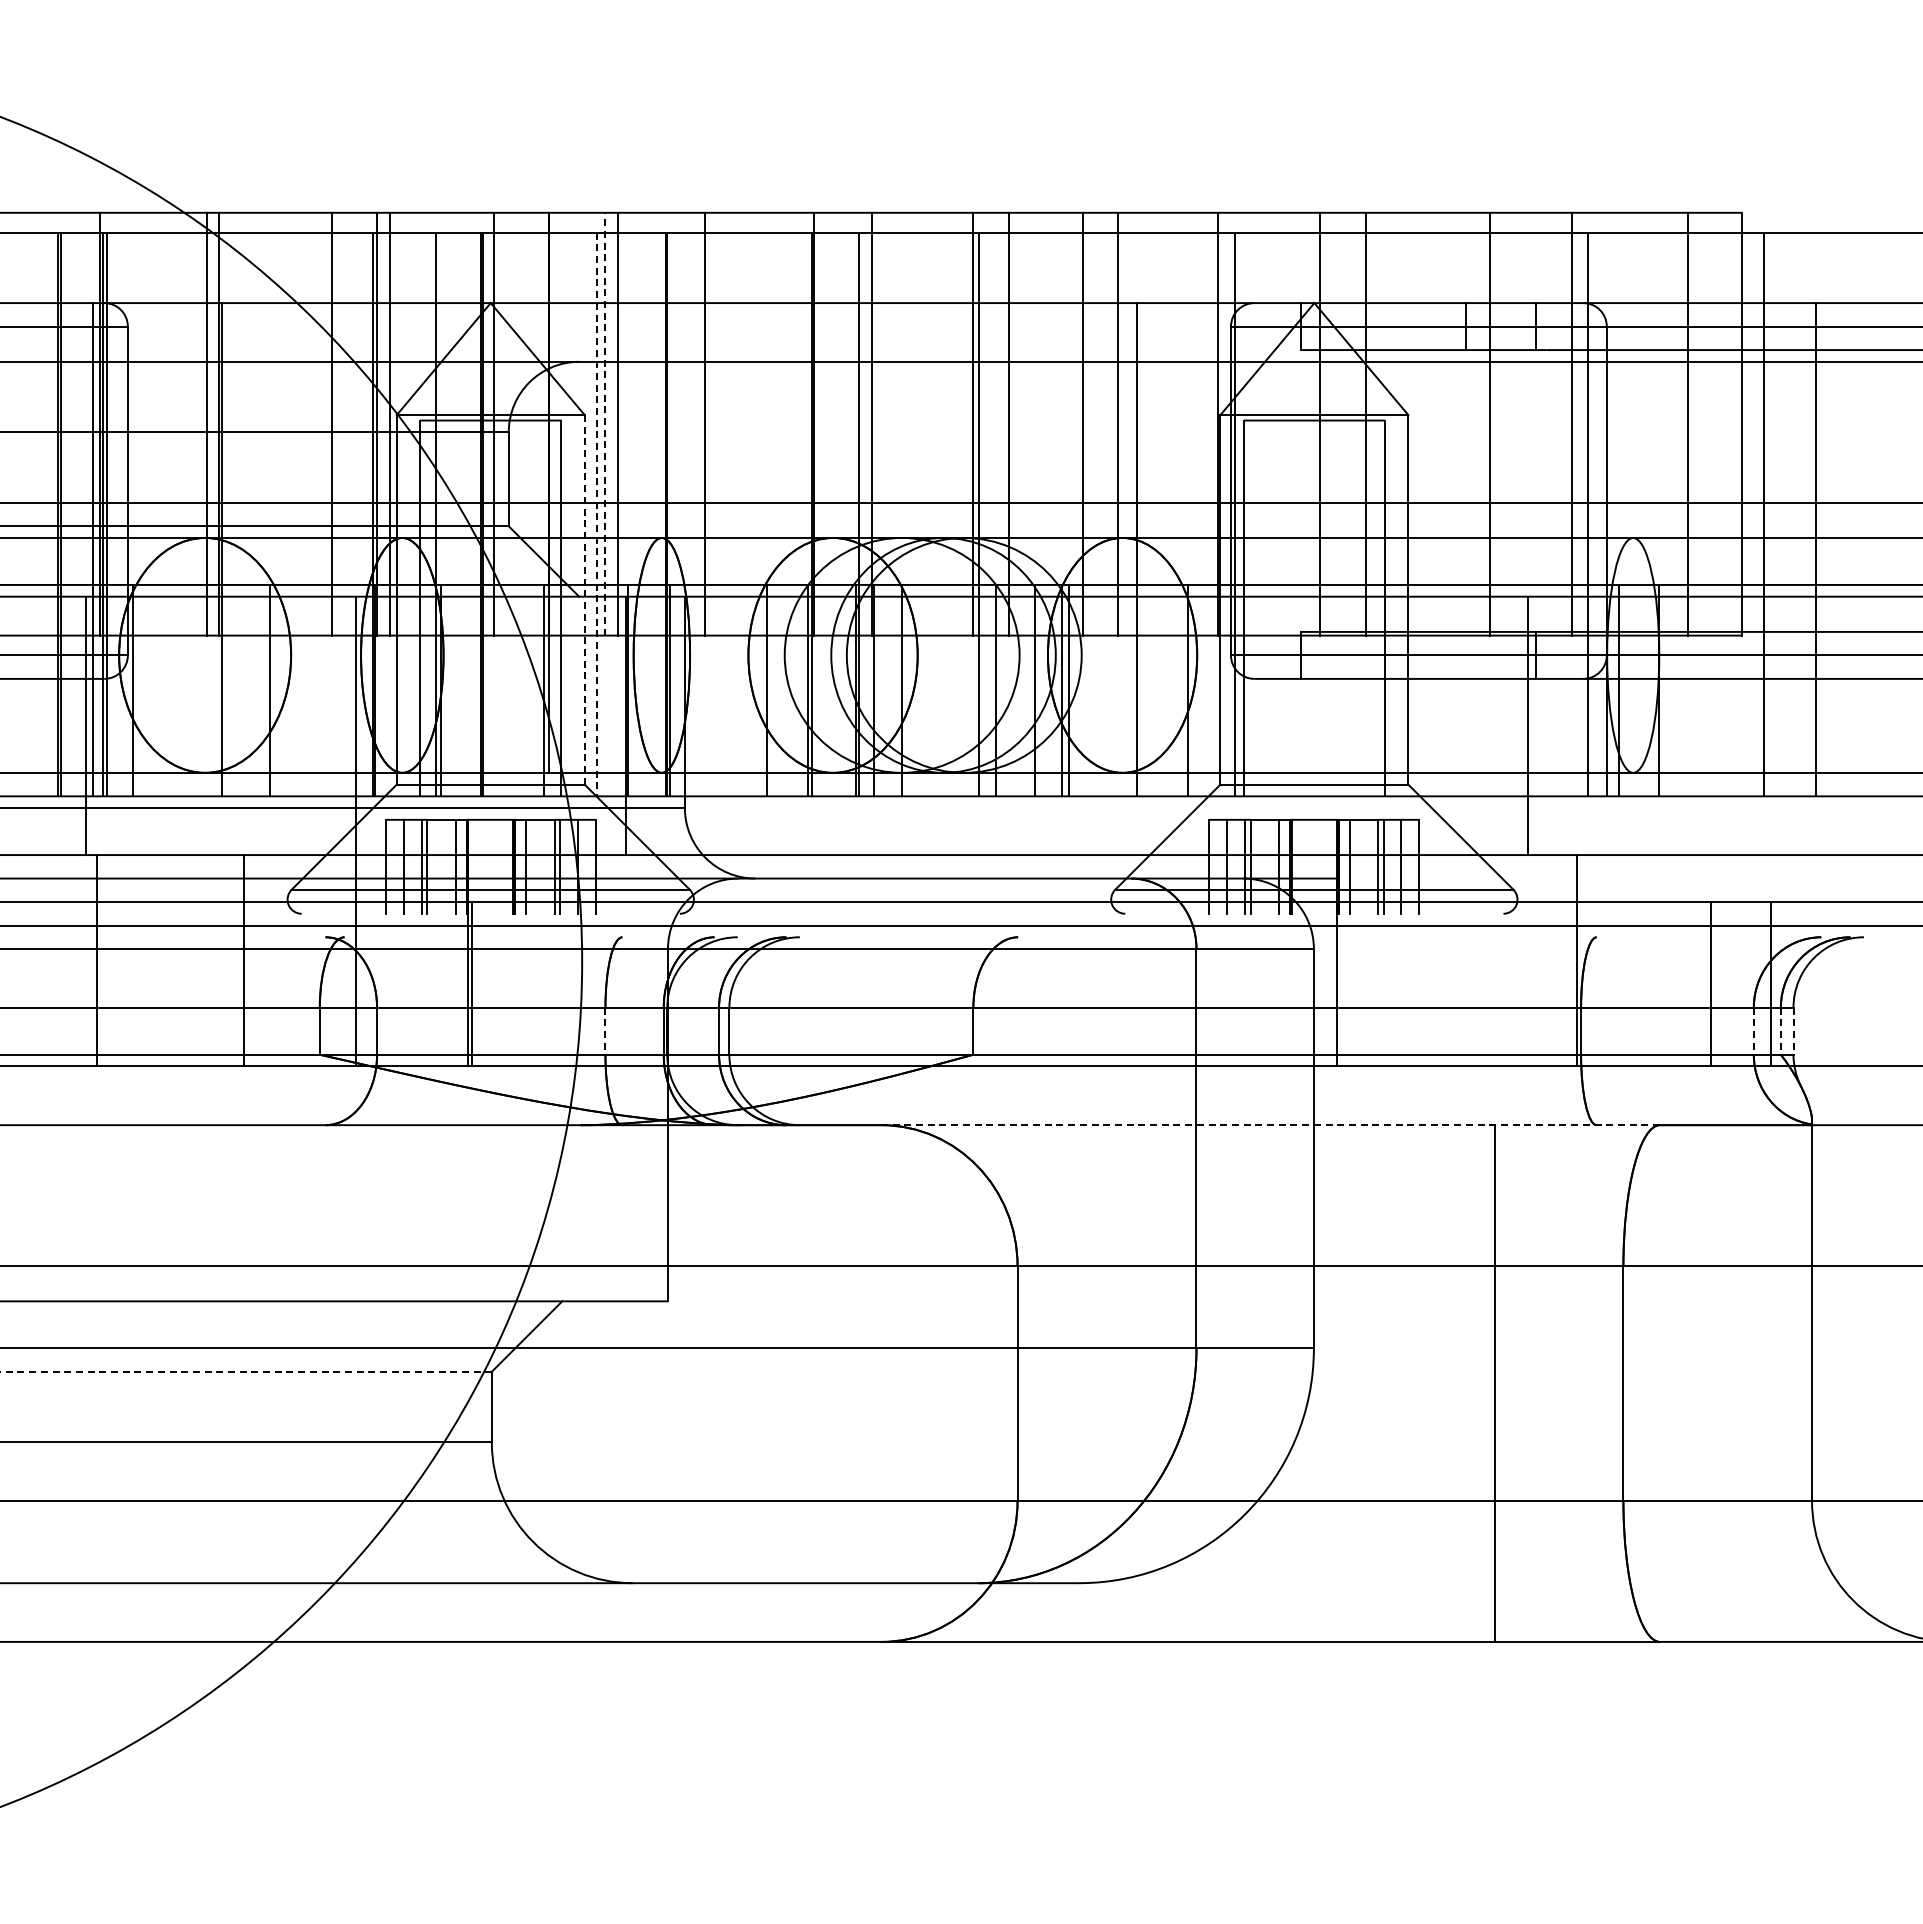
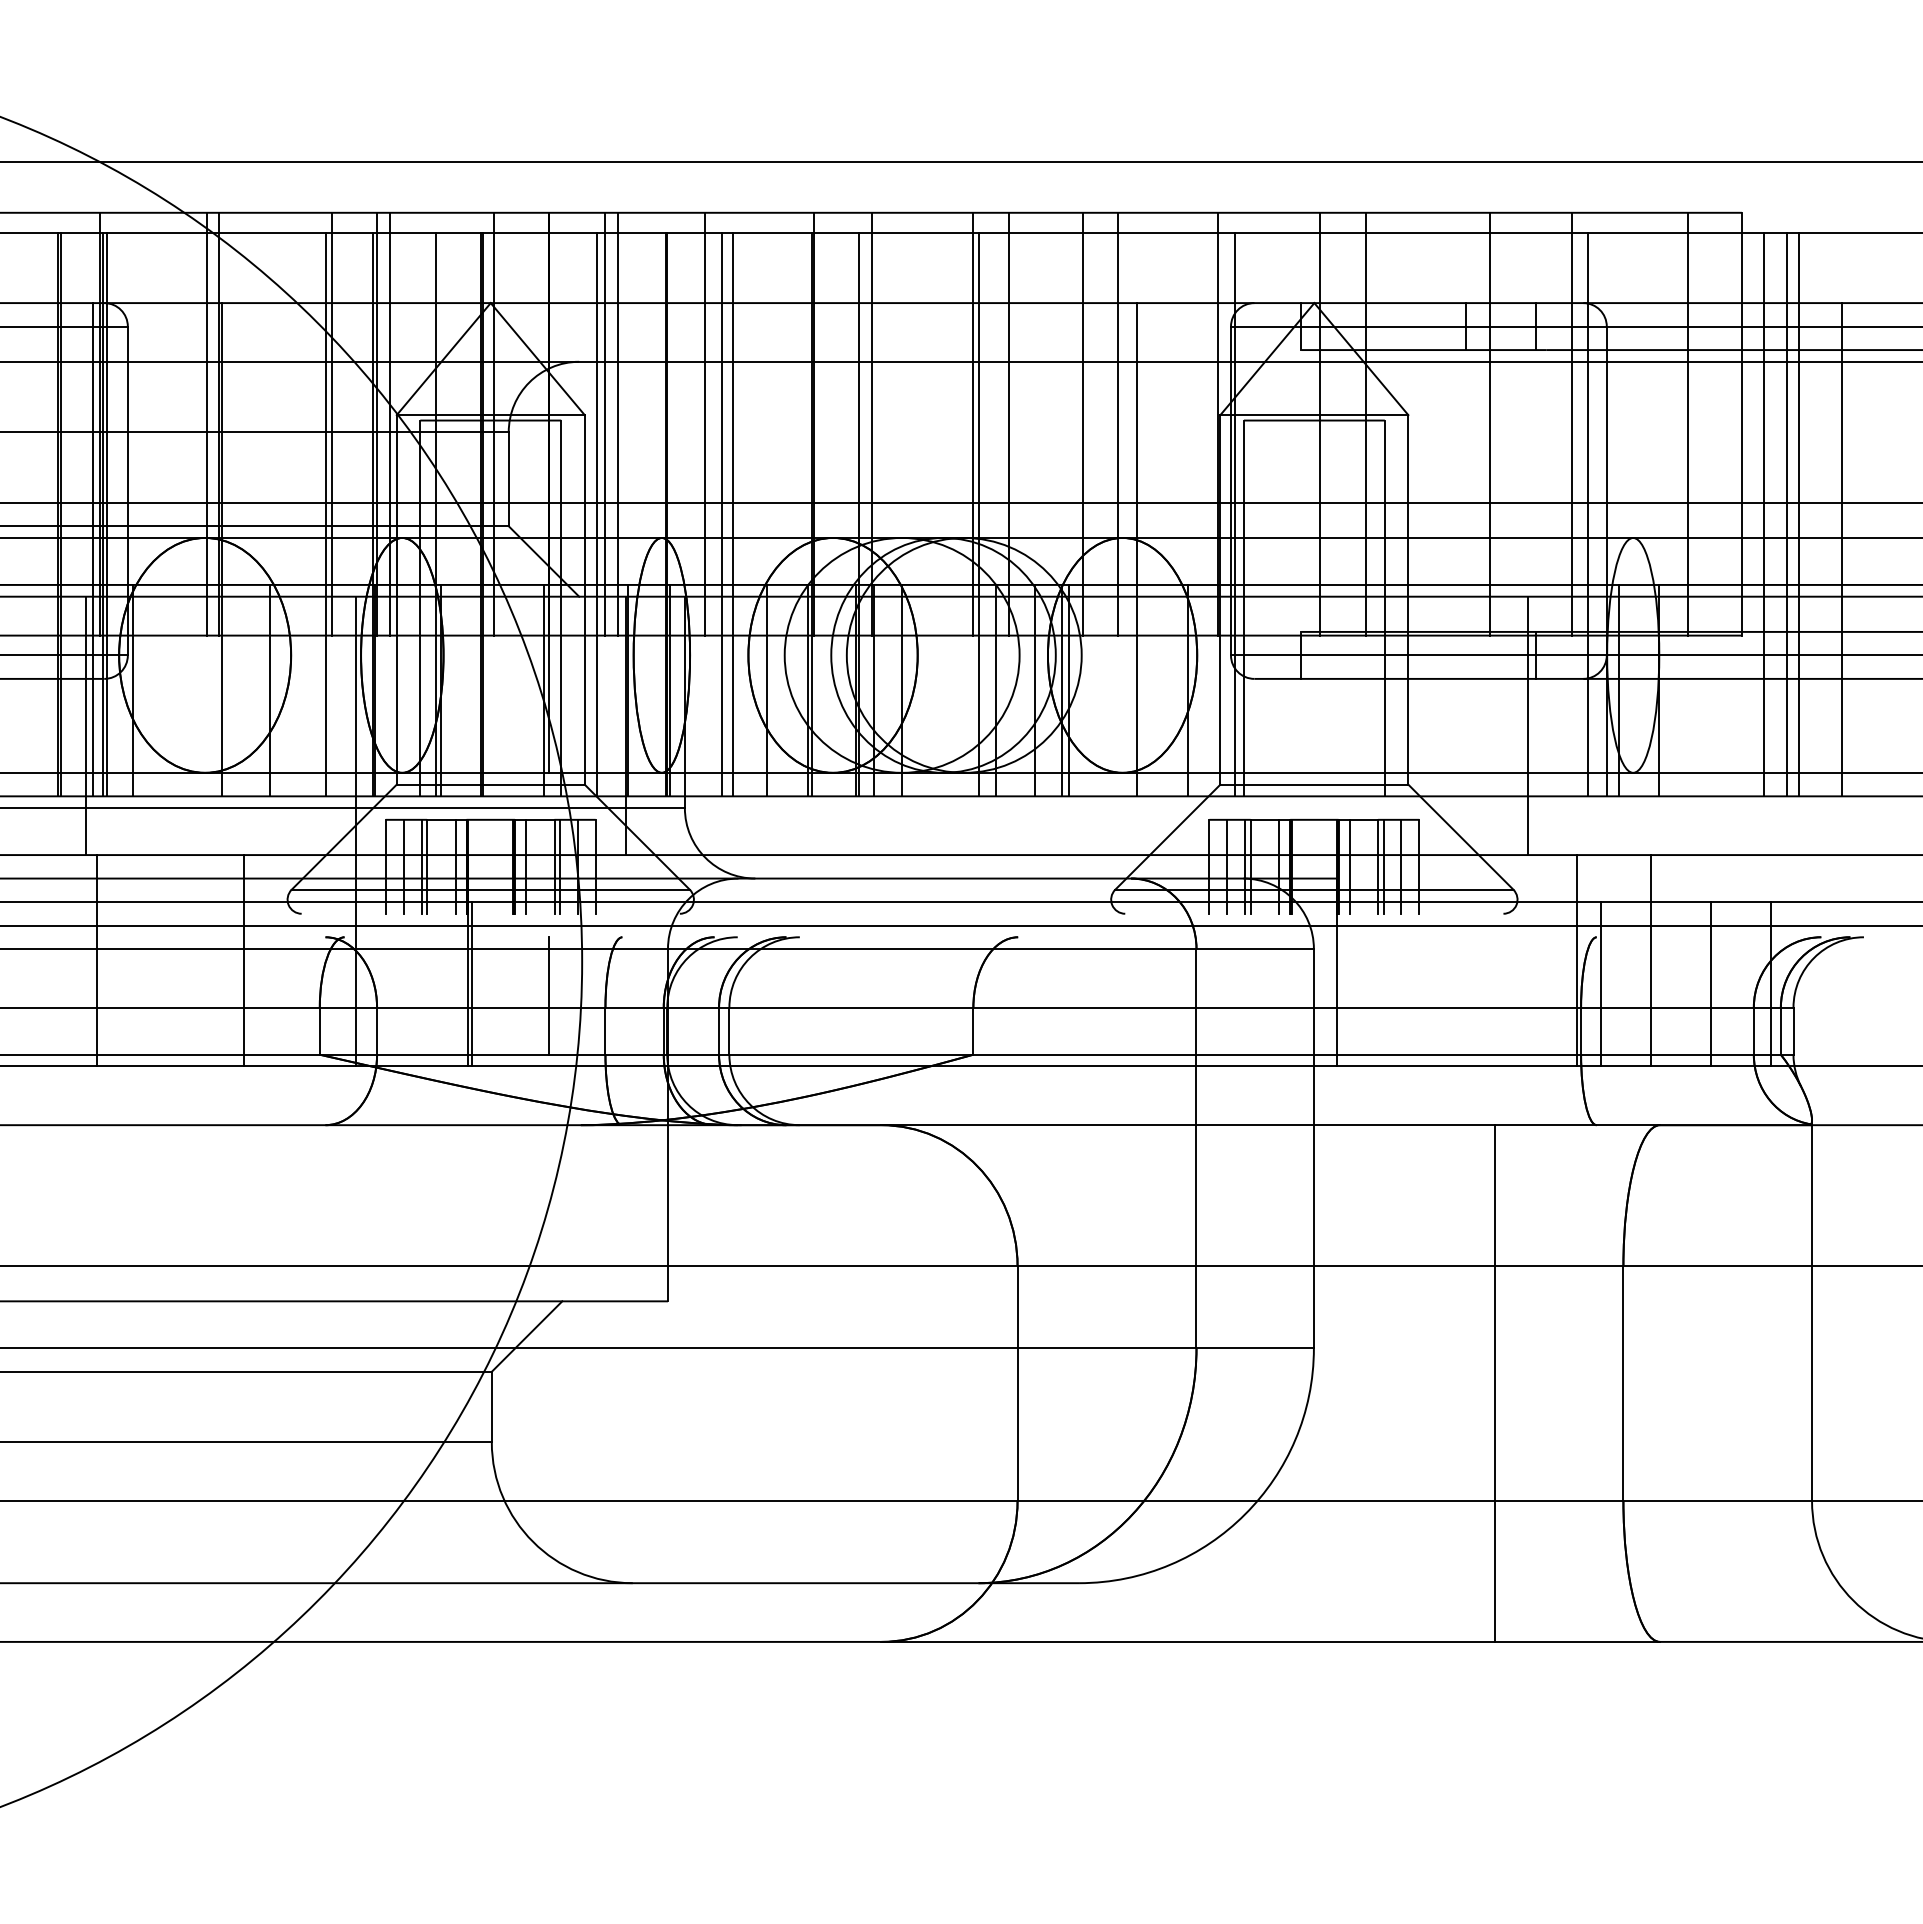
line: none -> present (960, 162)
line: dashed -> solid (605, 423)
line: none -> present (325, 514)
line: dashed -> solid (596, 514)
line: none -> present (721, 514)
line: none -> present (732, 514)
line: none -> present (1786, 514)
line: none -> present (1799, 514)
line position: (1815, 549) -> (1841, 549) (1841, 549)
line: dashed -> solid (584, 599)
line: none -> present (1650, 960)
line: none -> present (1601, 984)
line: none -> present (549, 995)
line: dashed -> solid (605, 1031)
line: dashed -> solid (1753, 1031)
line: dashed -> solid (1780, 1031)
line: dashed -> solid (1793, 1031)
line: dashed -> solid (1270, 1125)
line: dashed -> solid (245, 1371)
